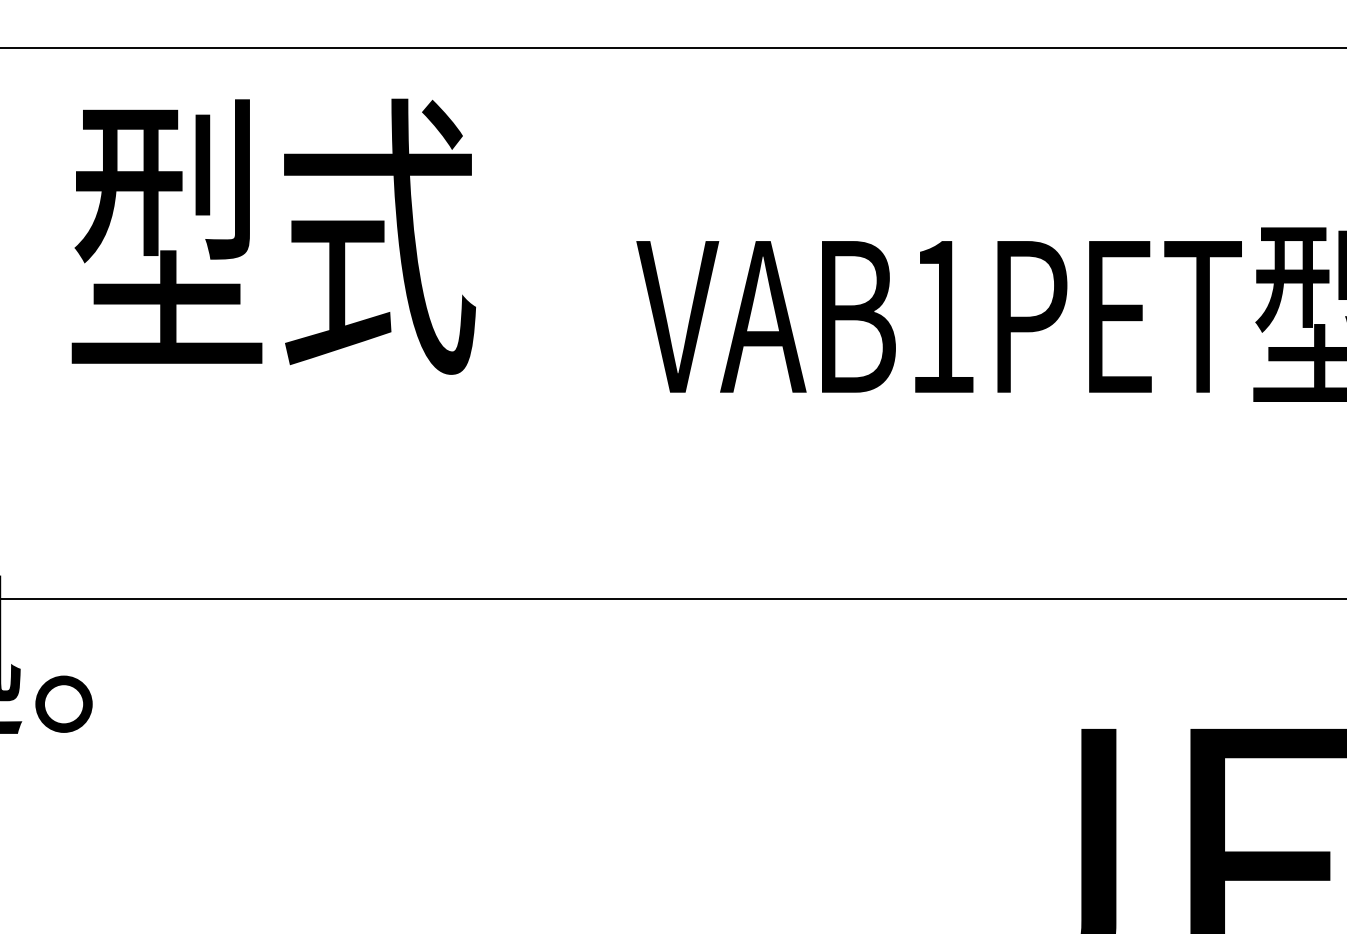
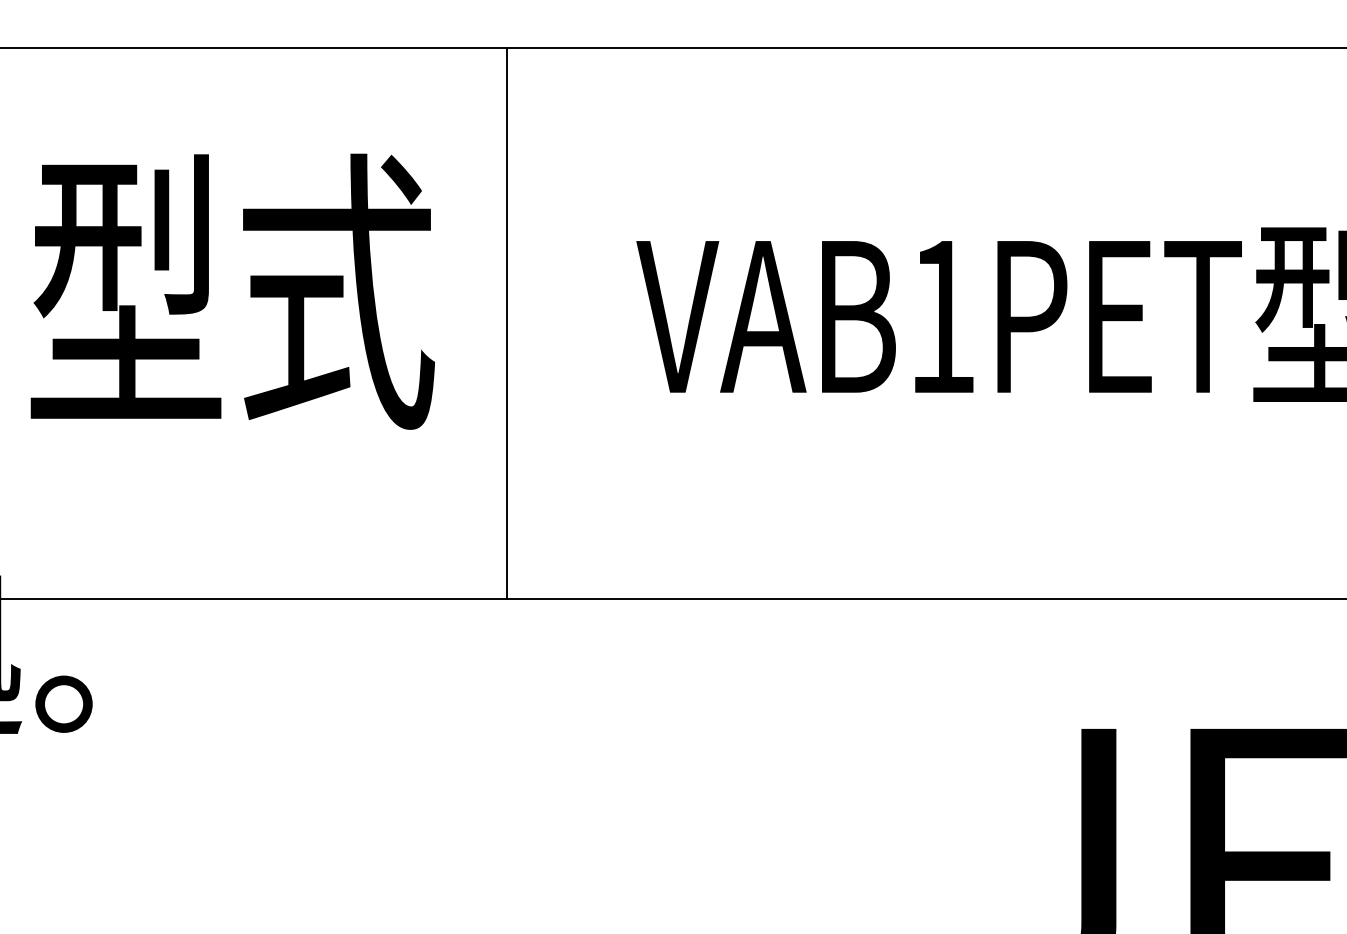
text position: (273, 236) -> (232, 291) (232, 291)
line: none -> present (507, 323)
